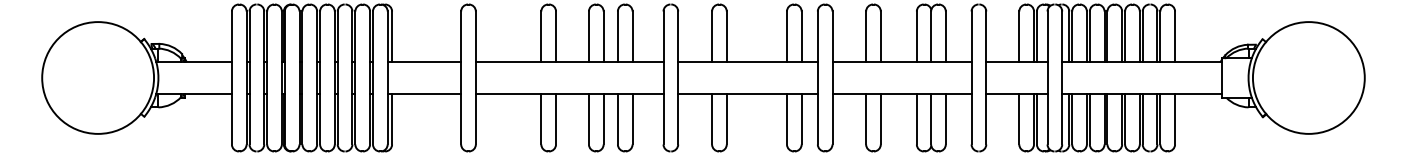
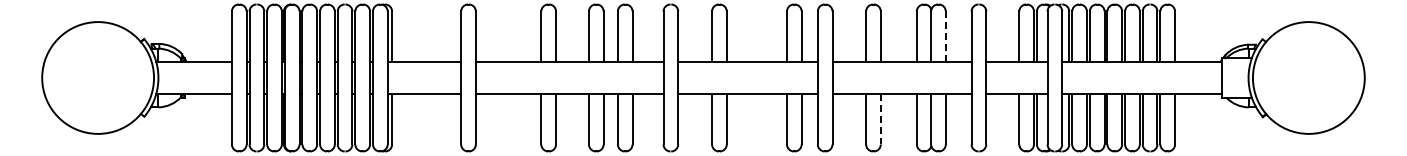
line: solid -> dashed (945, 37)
line: solid -> dashed (880, 119)
